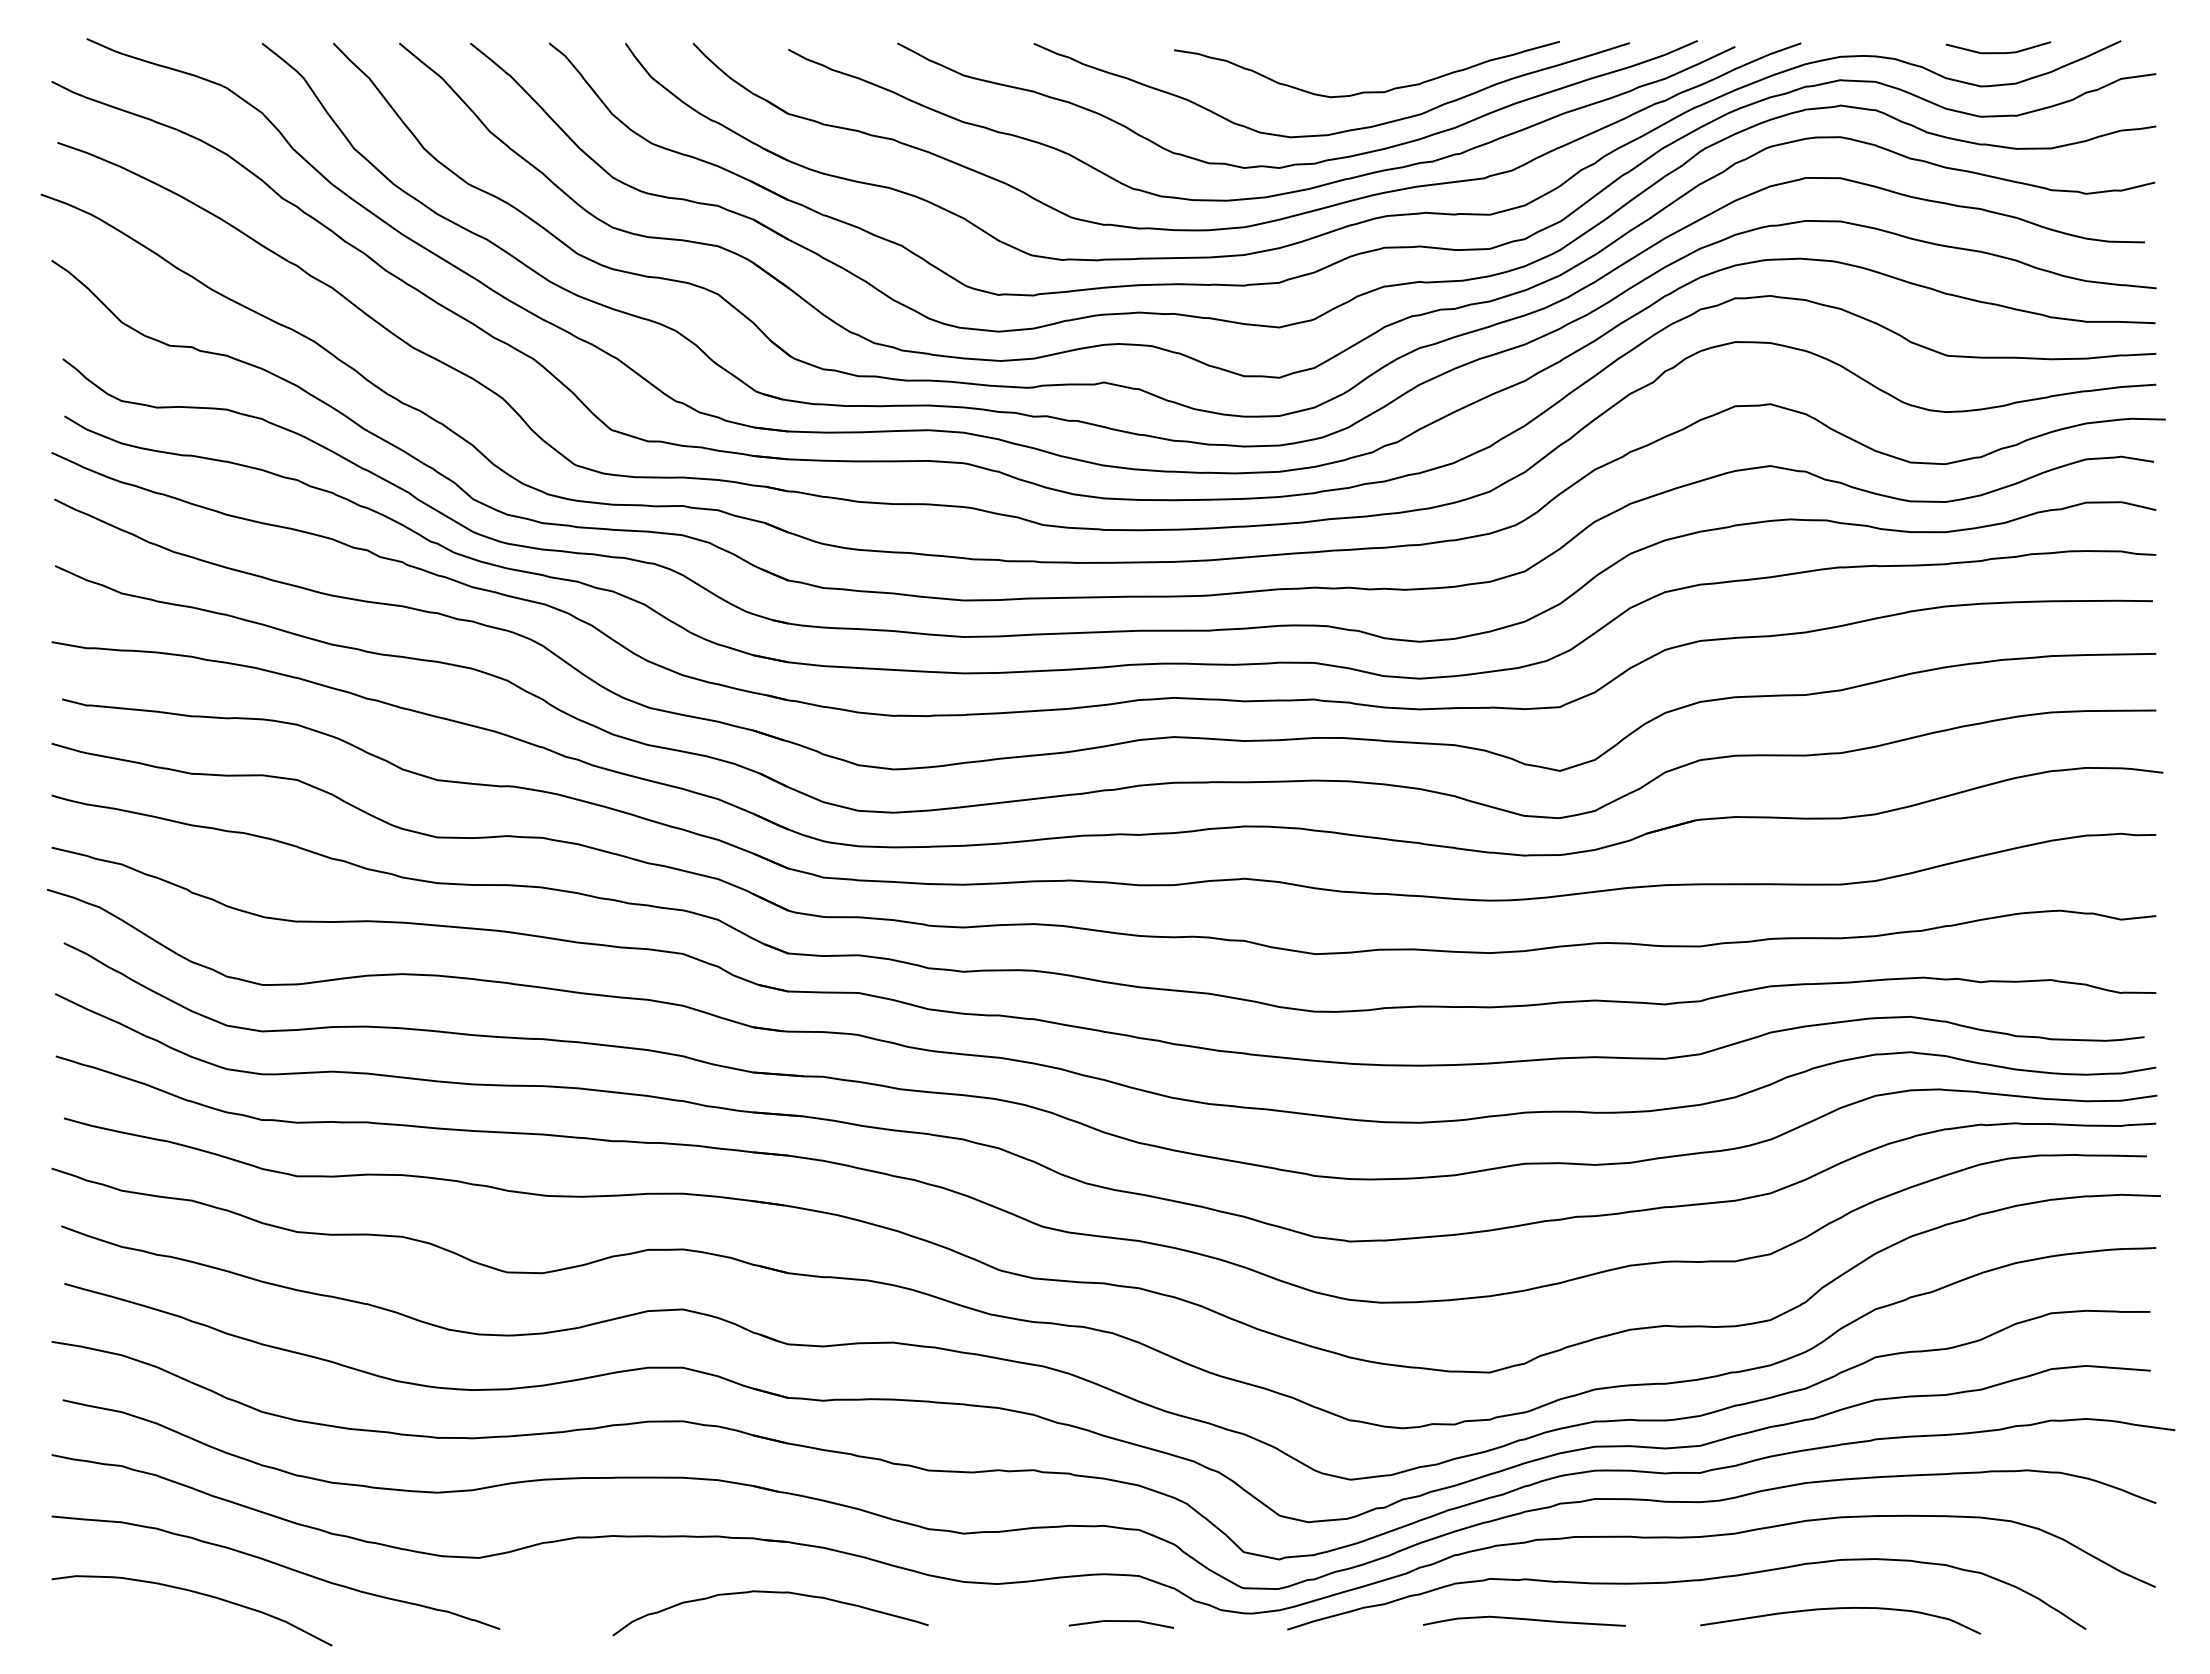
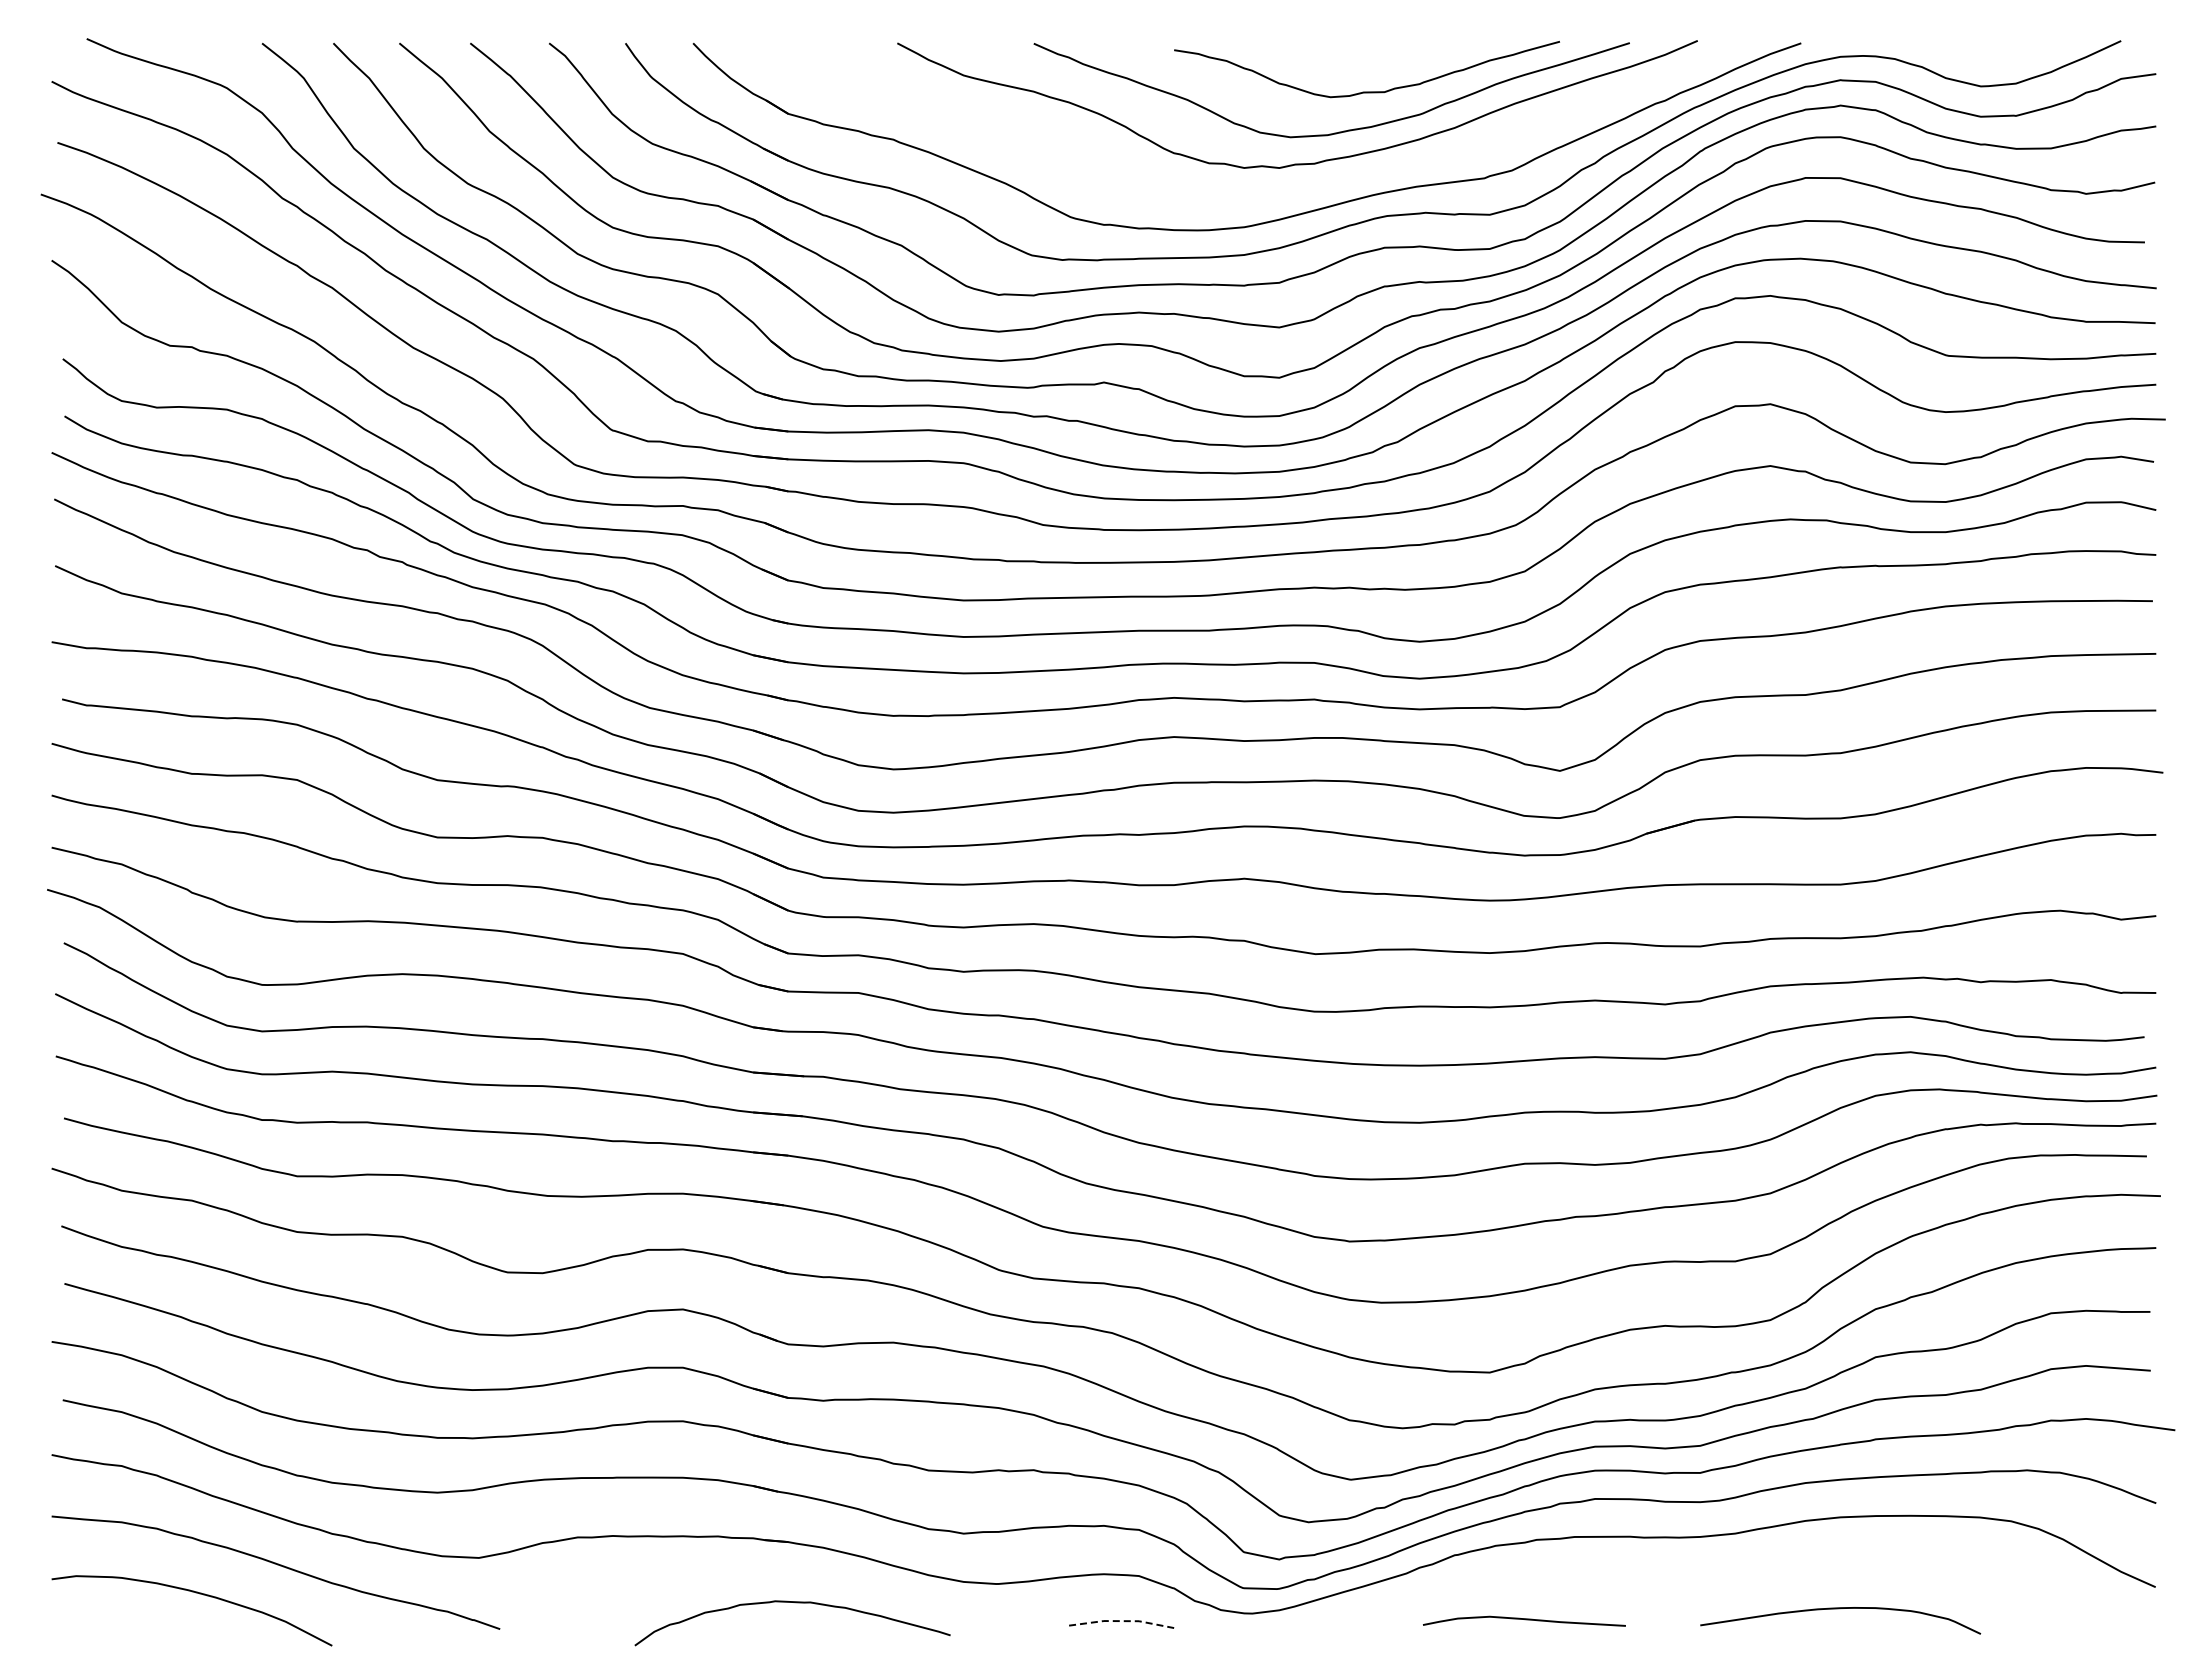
line: present -> none (1998, 52)
curve: present -> none (1273, 194)
curve: present -> none (1684, 1582)
curve position: (773, 1593) -> (795, 1603) (795, 1603)
line: solid -> dashed (1121, 1621)
